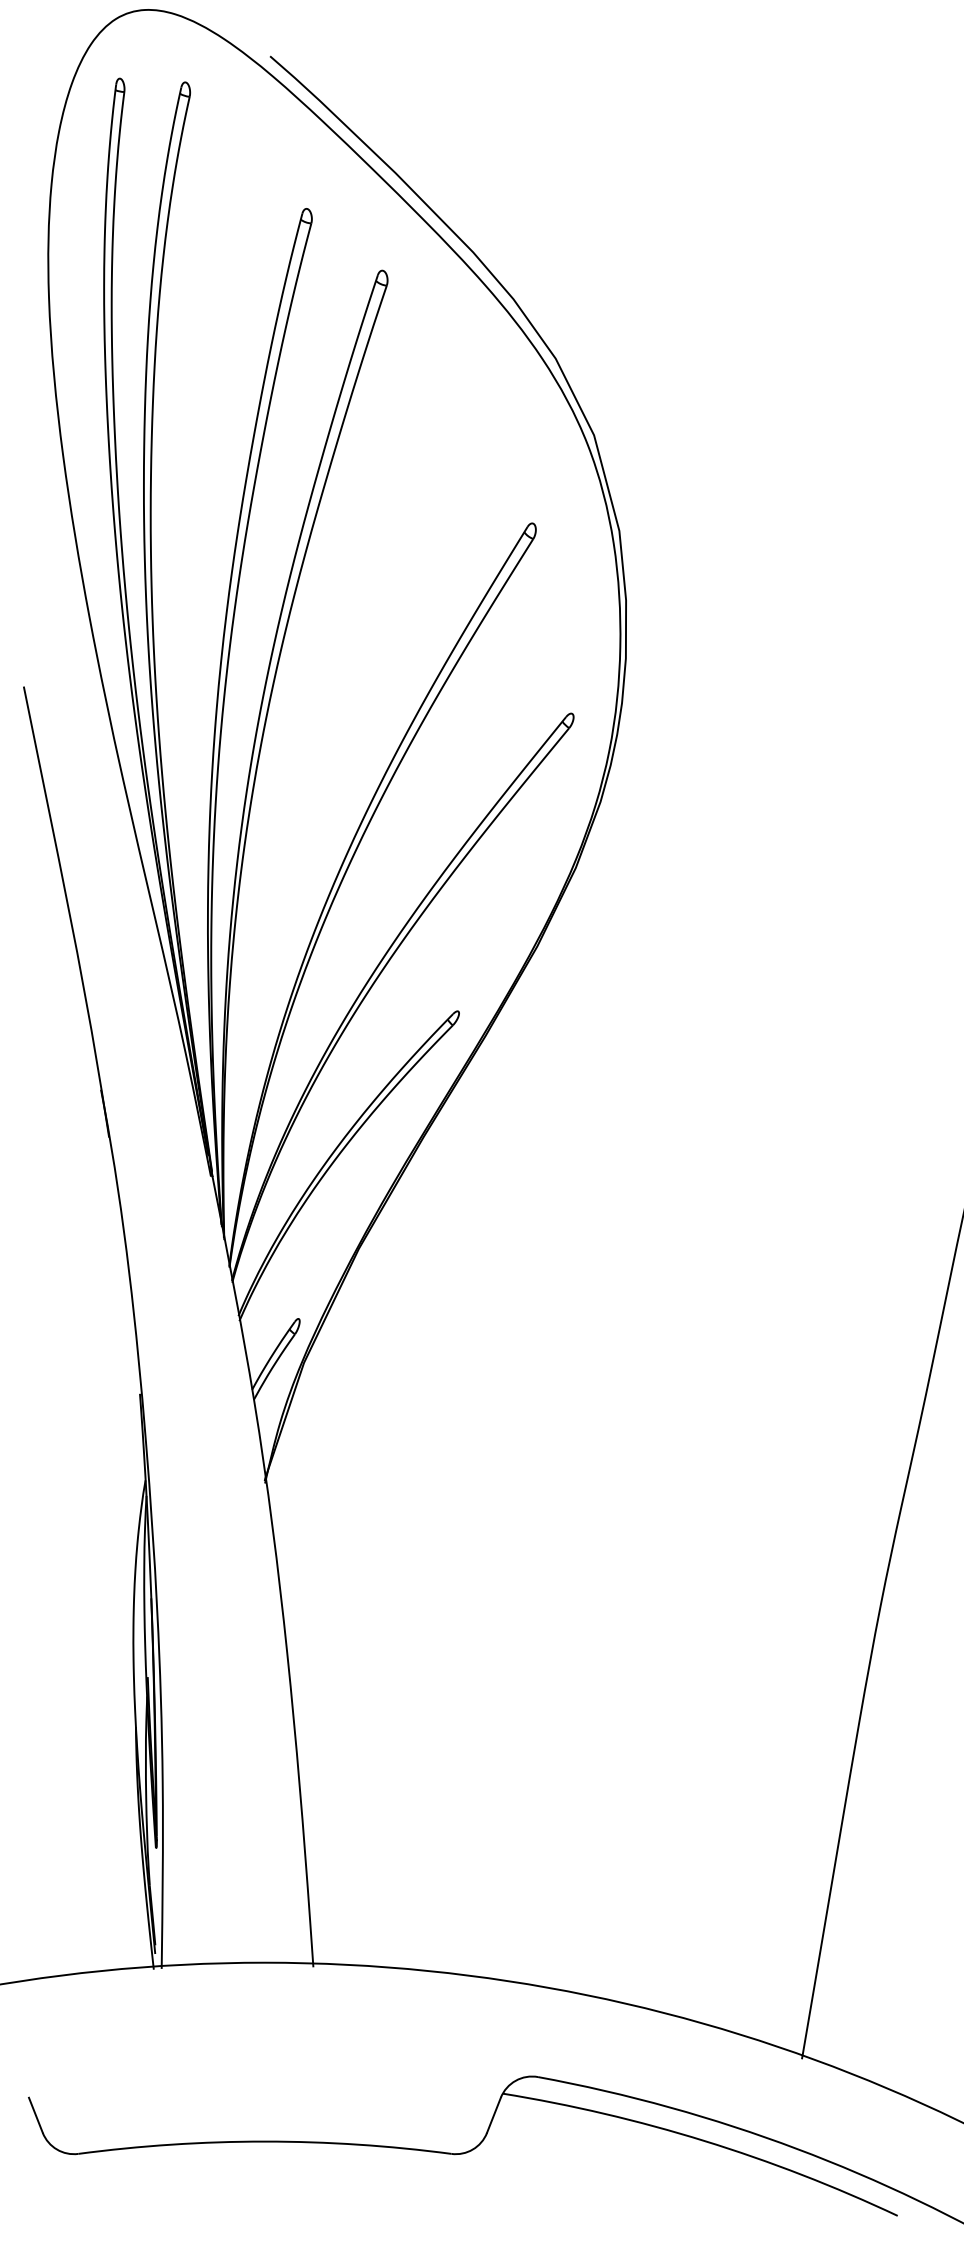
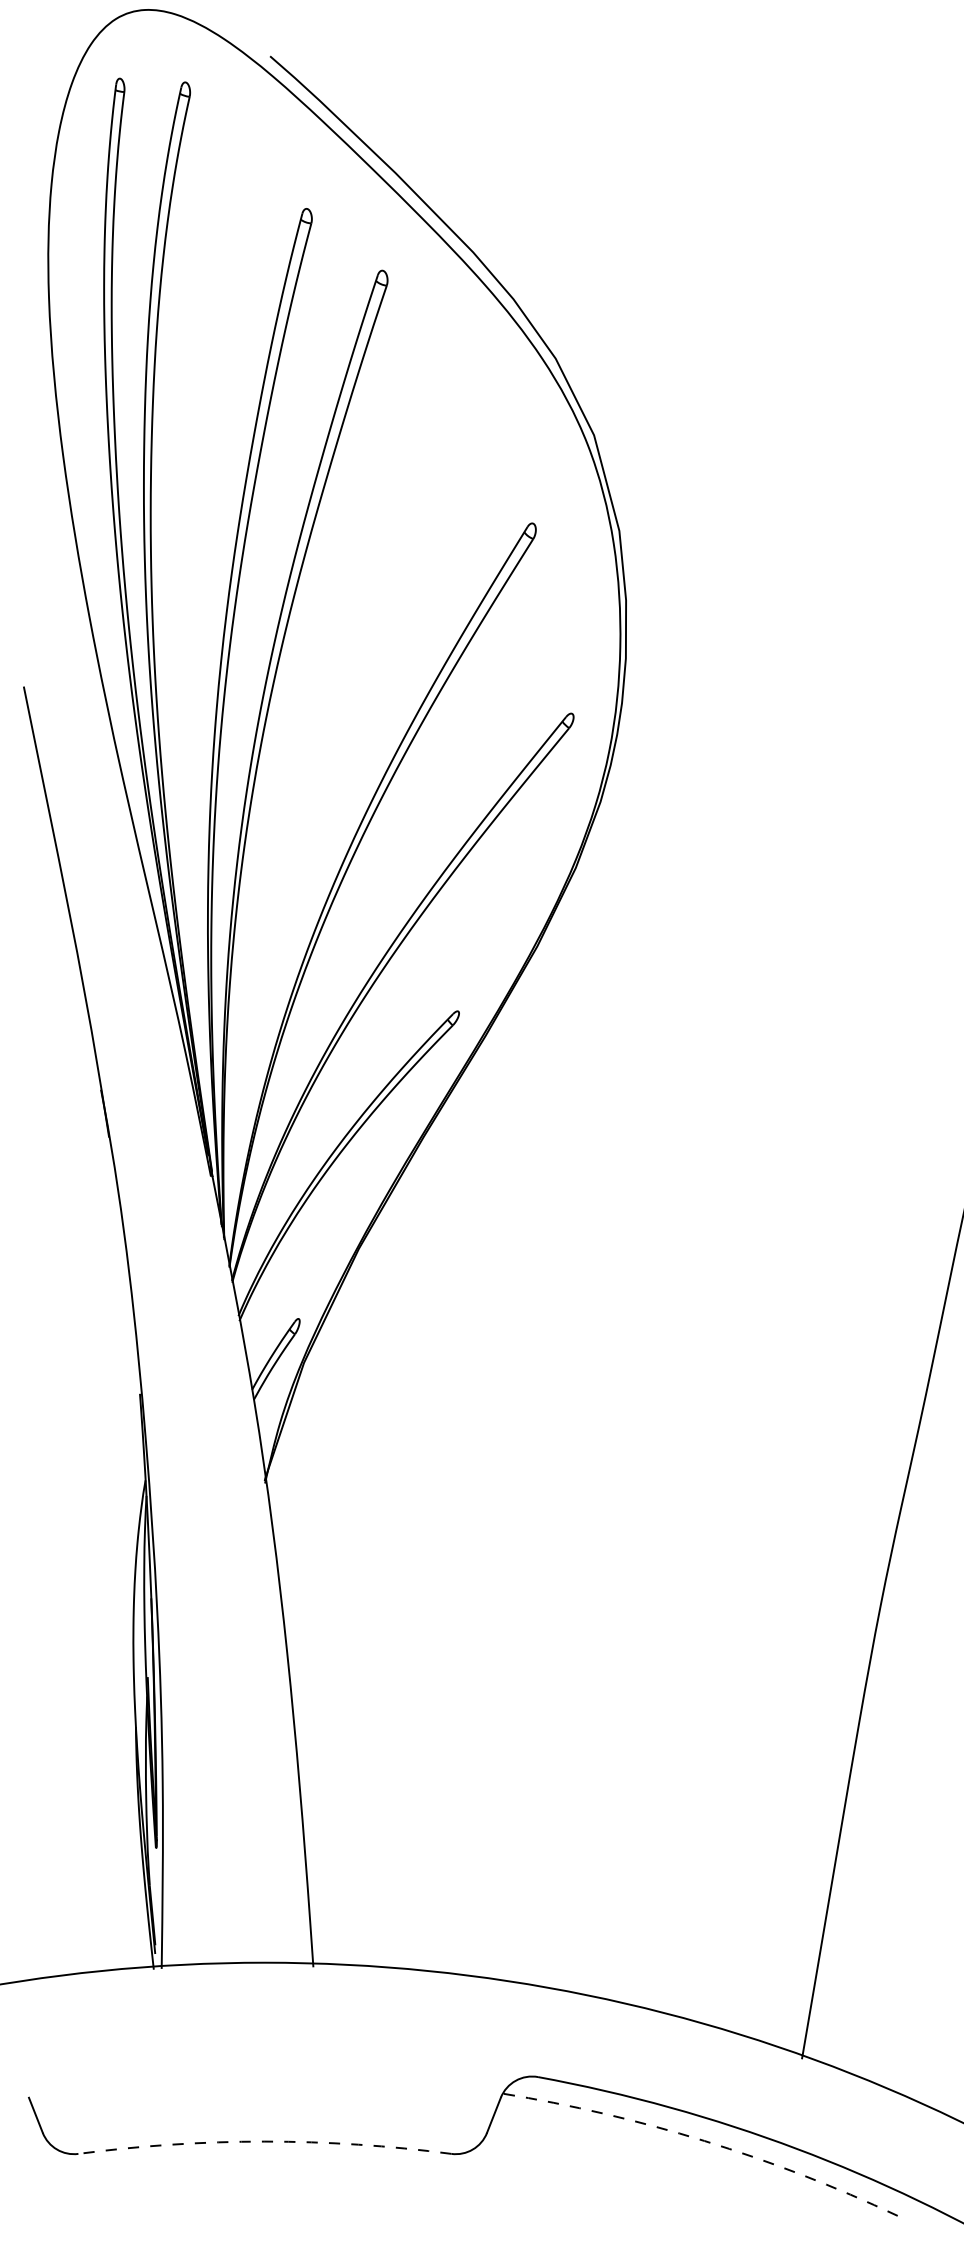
arc: solid -> dashed (704, 2140)
arc: solid -> dashed (264, 2141)
